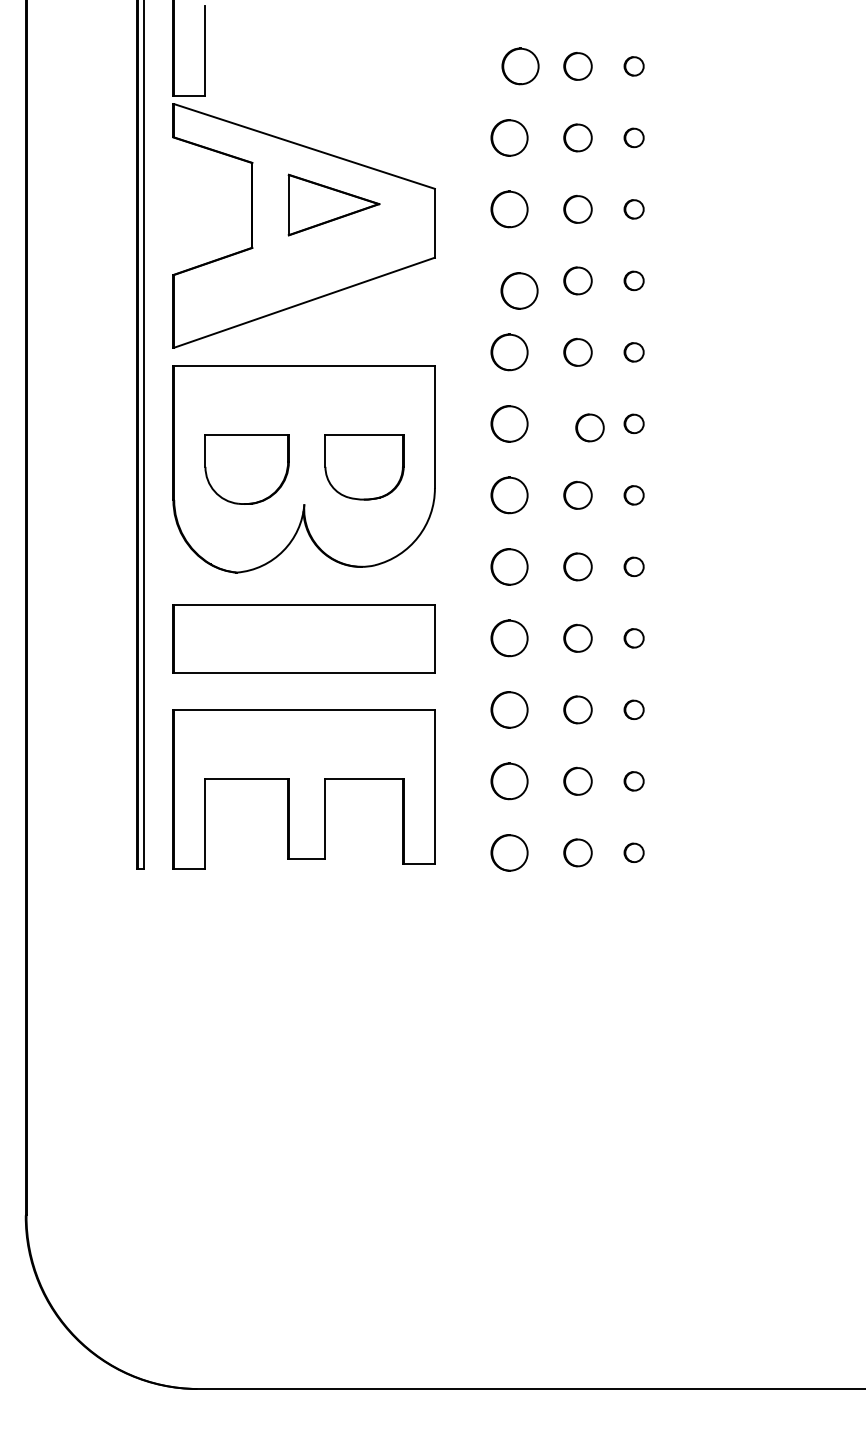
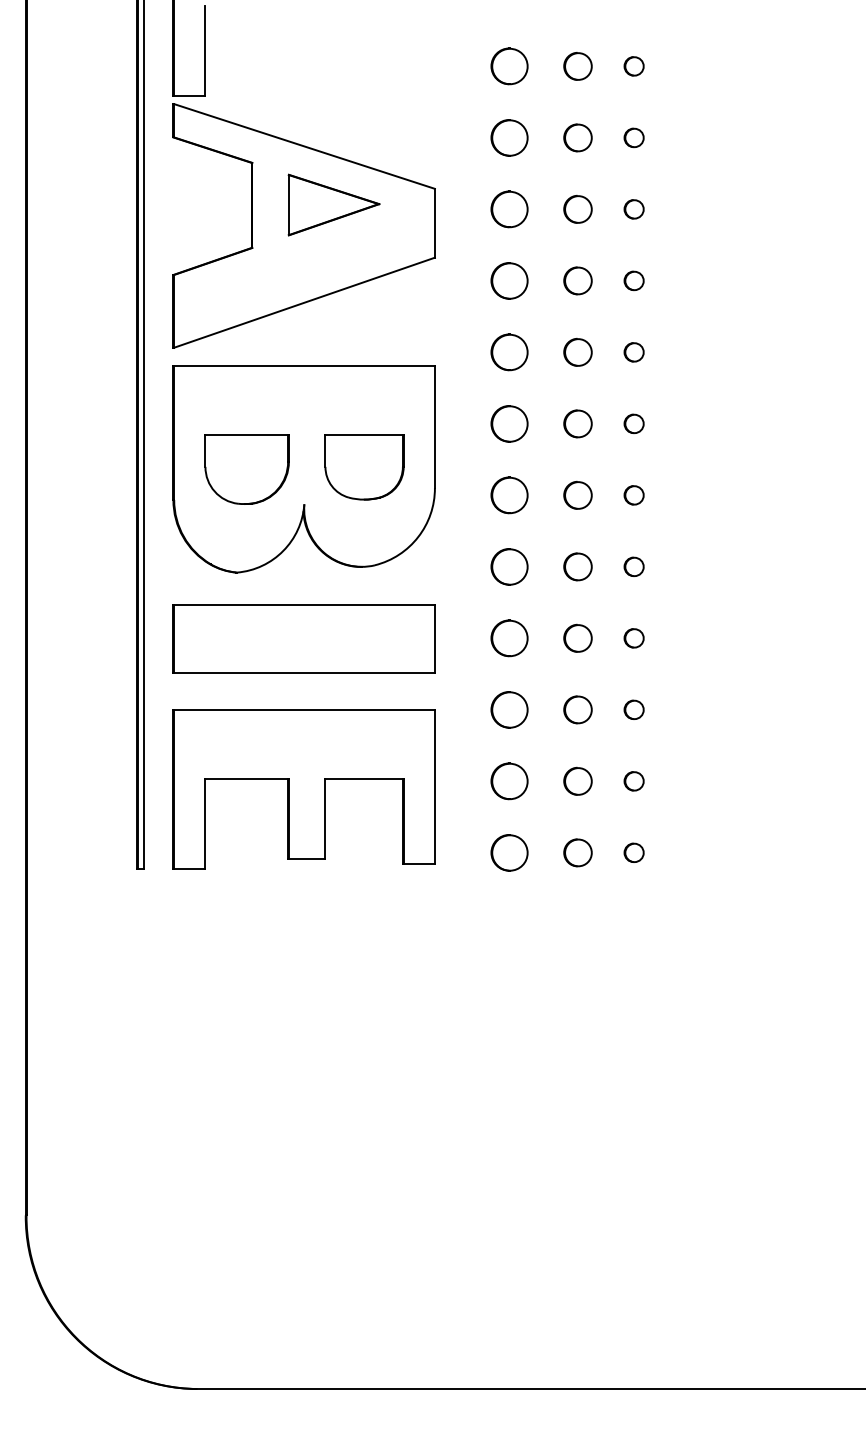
part position: (520, 66) -> (509, 66) (509, 66)
part position: (519, 290) -> (509, 280) (509, 280)
part position: (589, 427) -> (577, 423) (577, 423)
